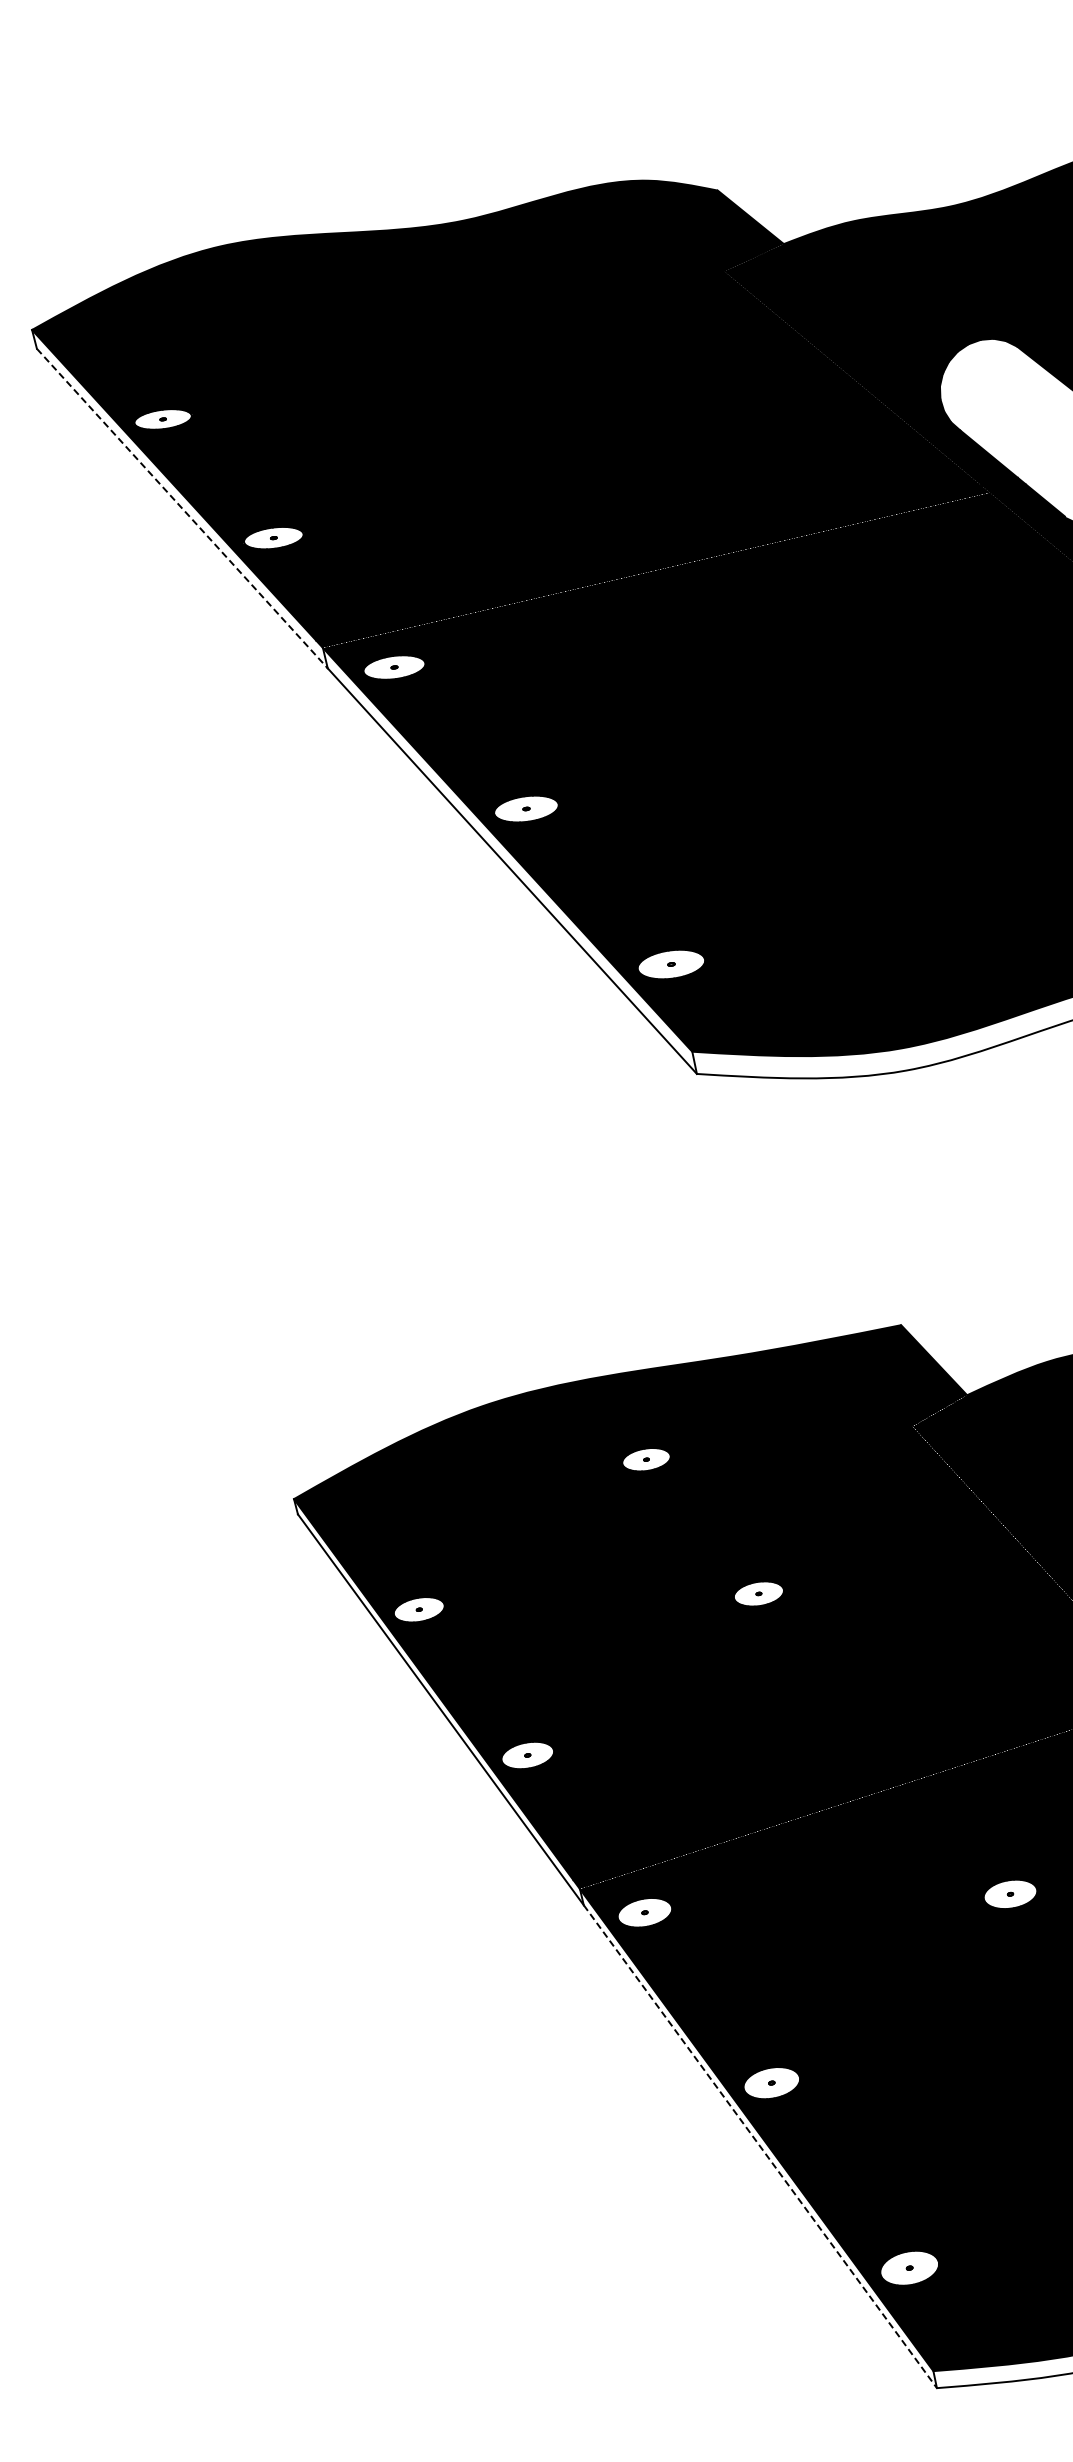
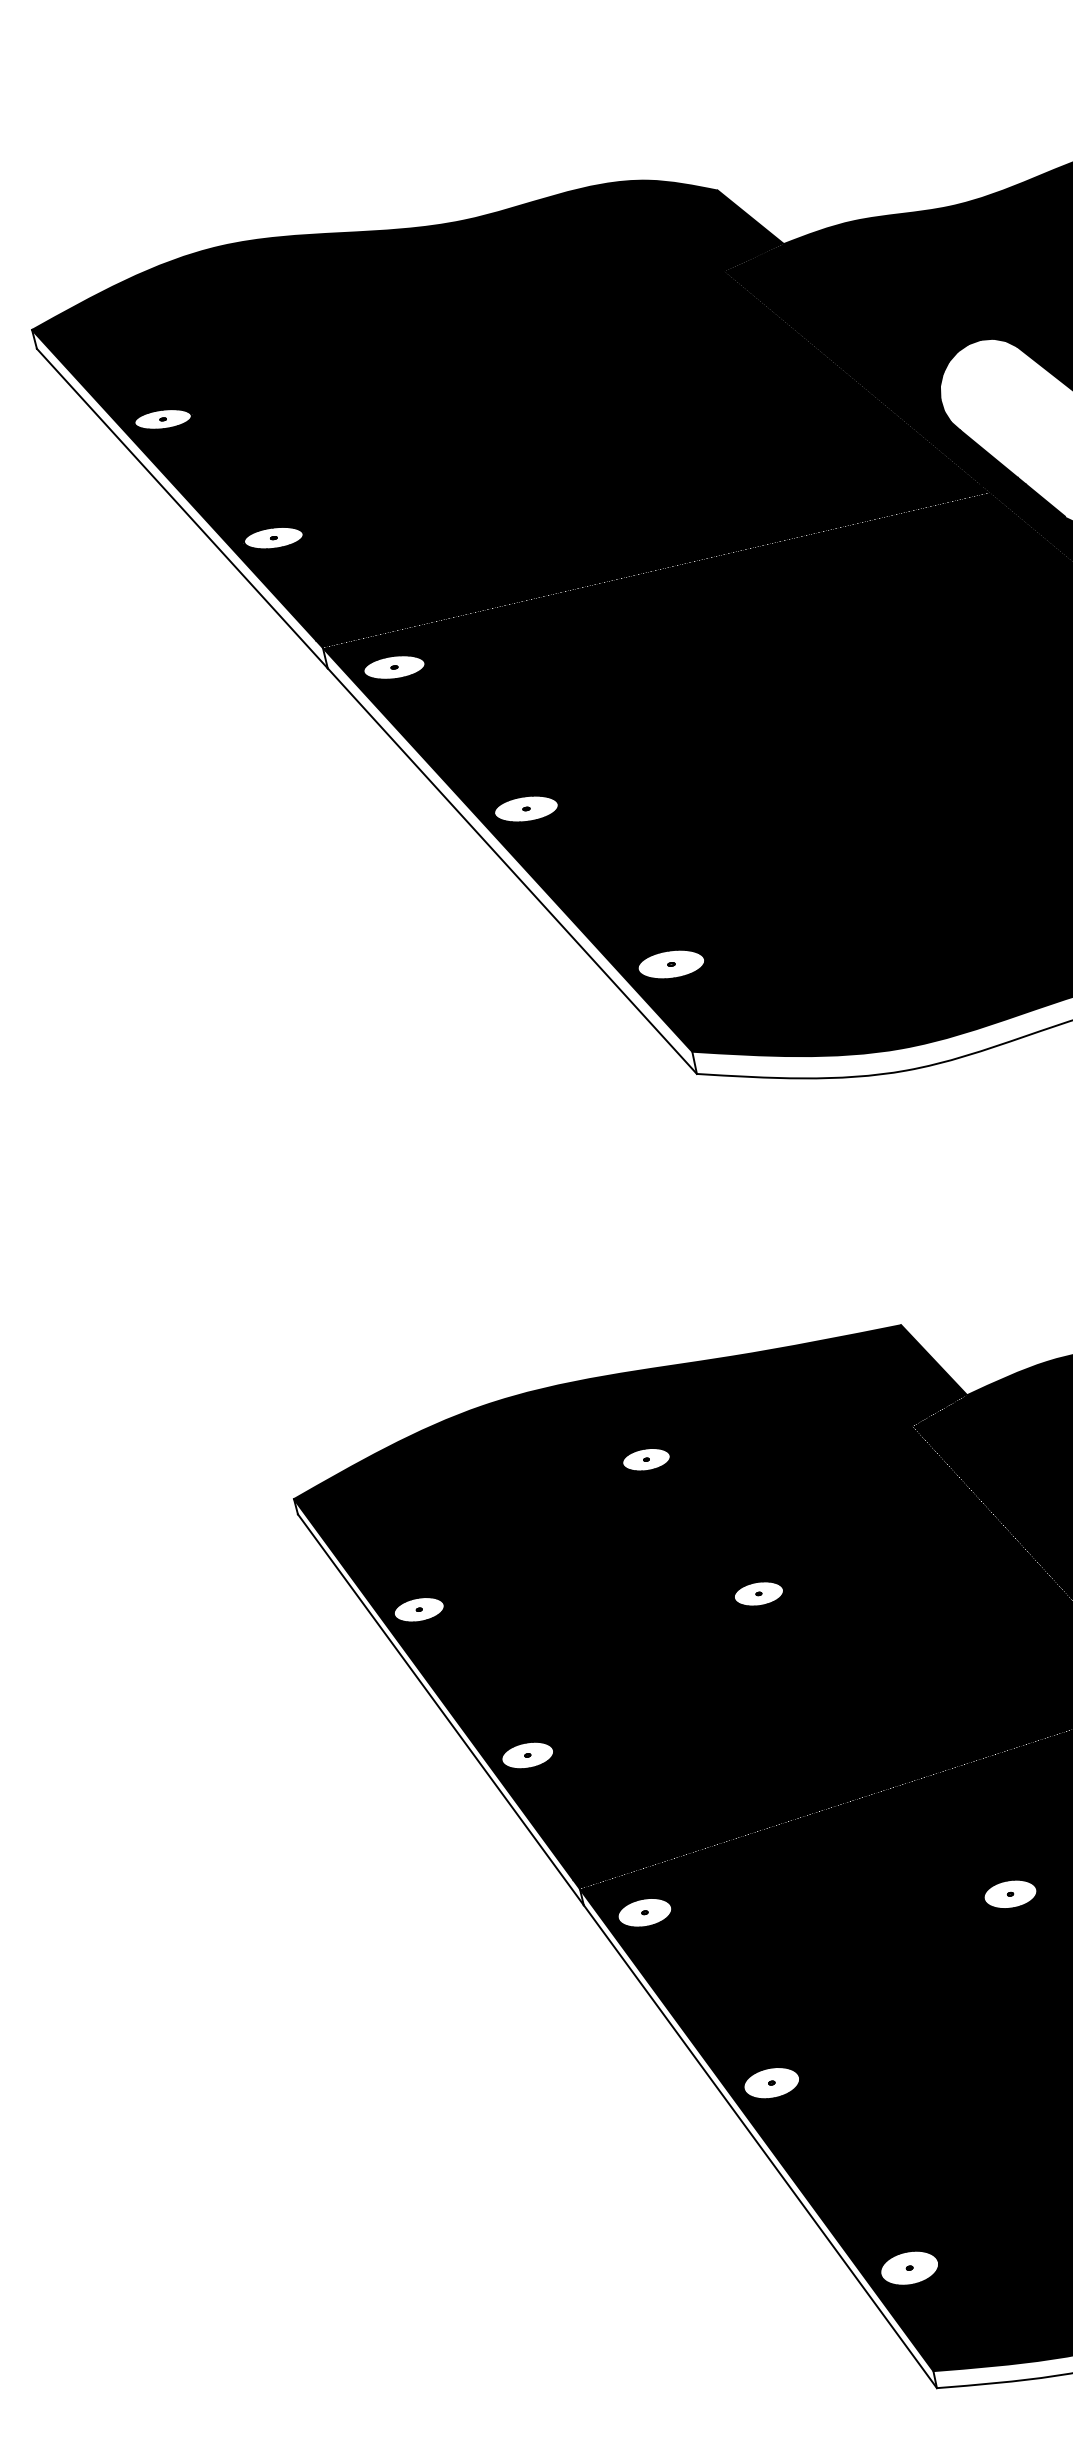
line: dashed -> solid (182, 508)
line: dashed -> solid (760, 2147)
